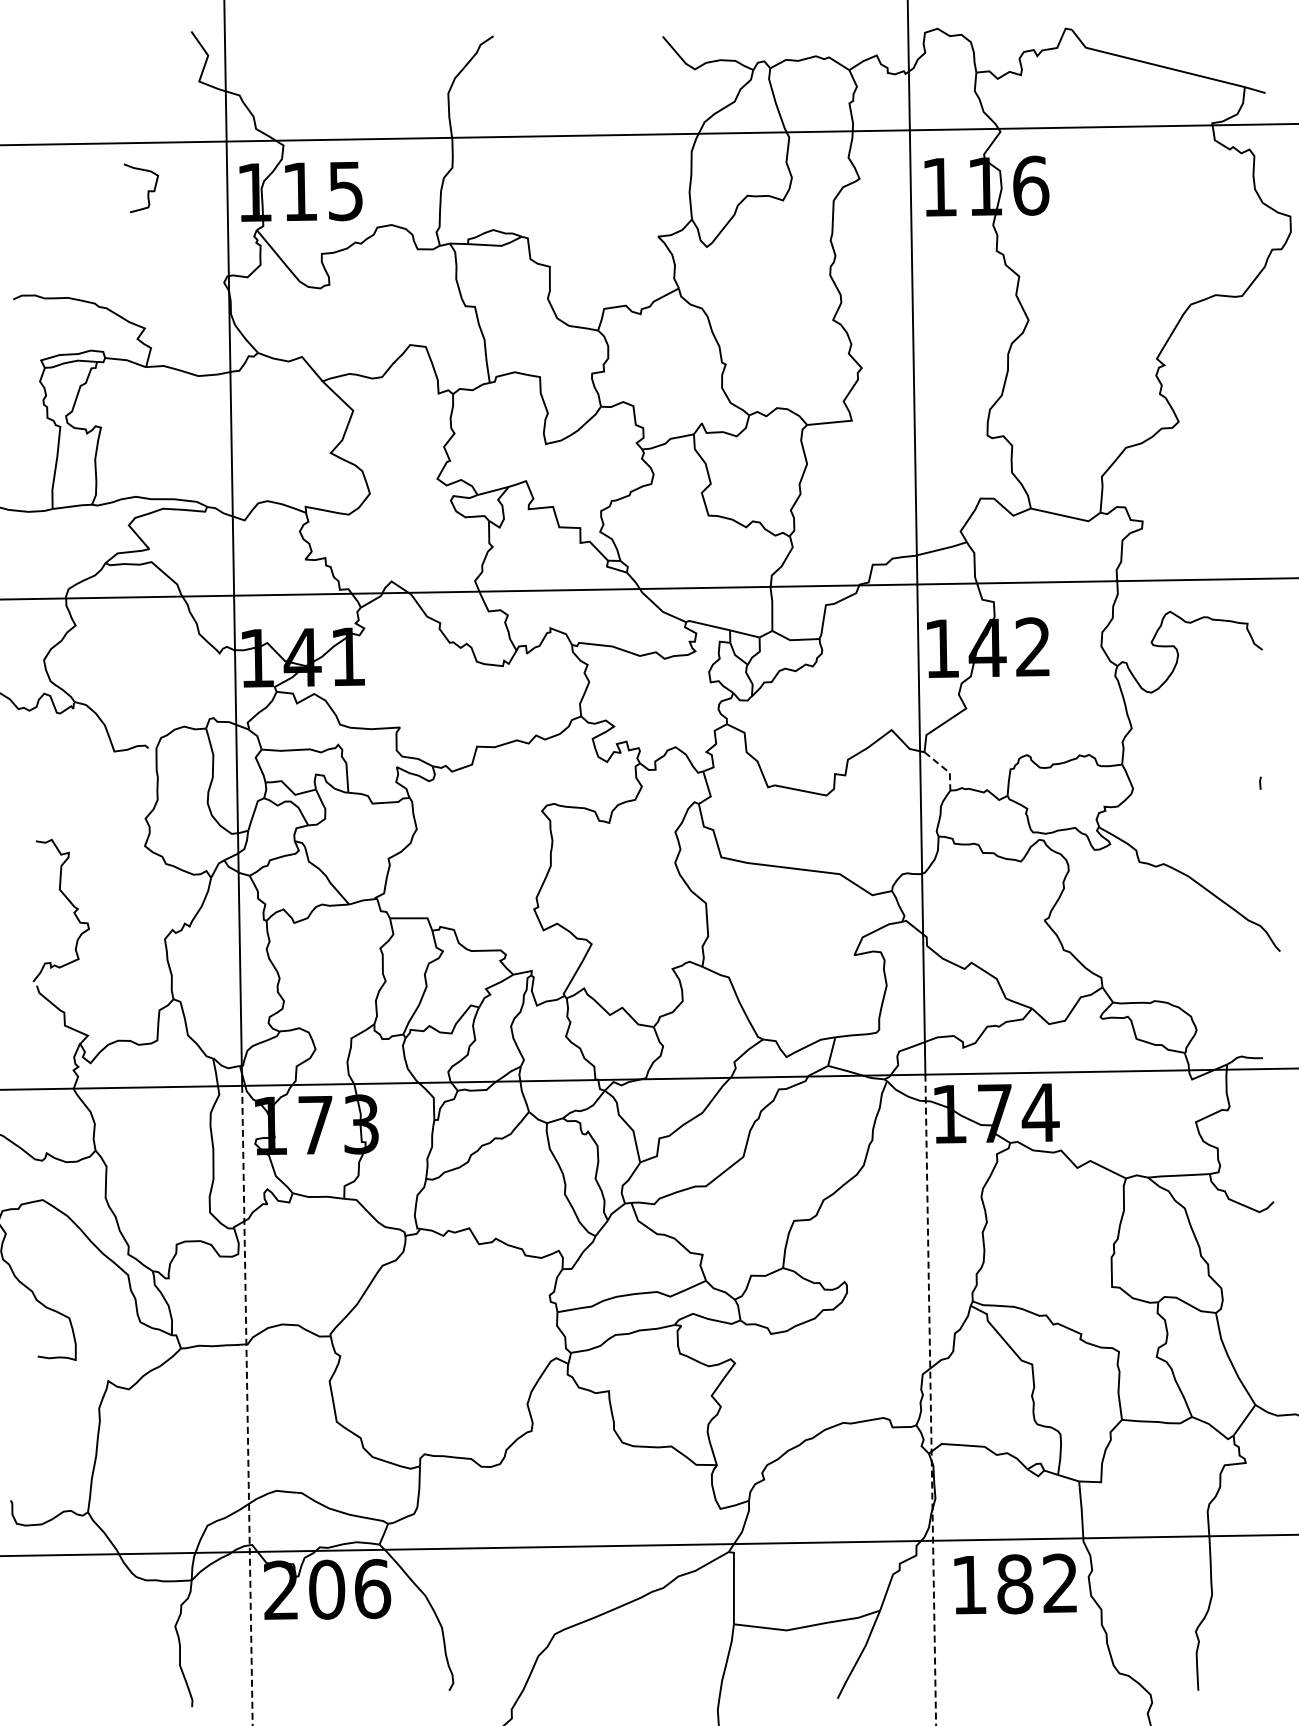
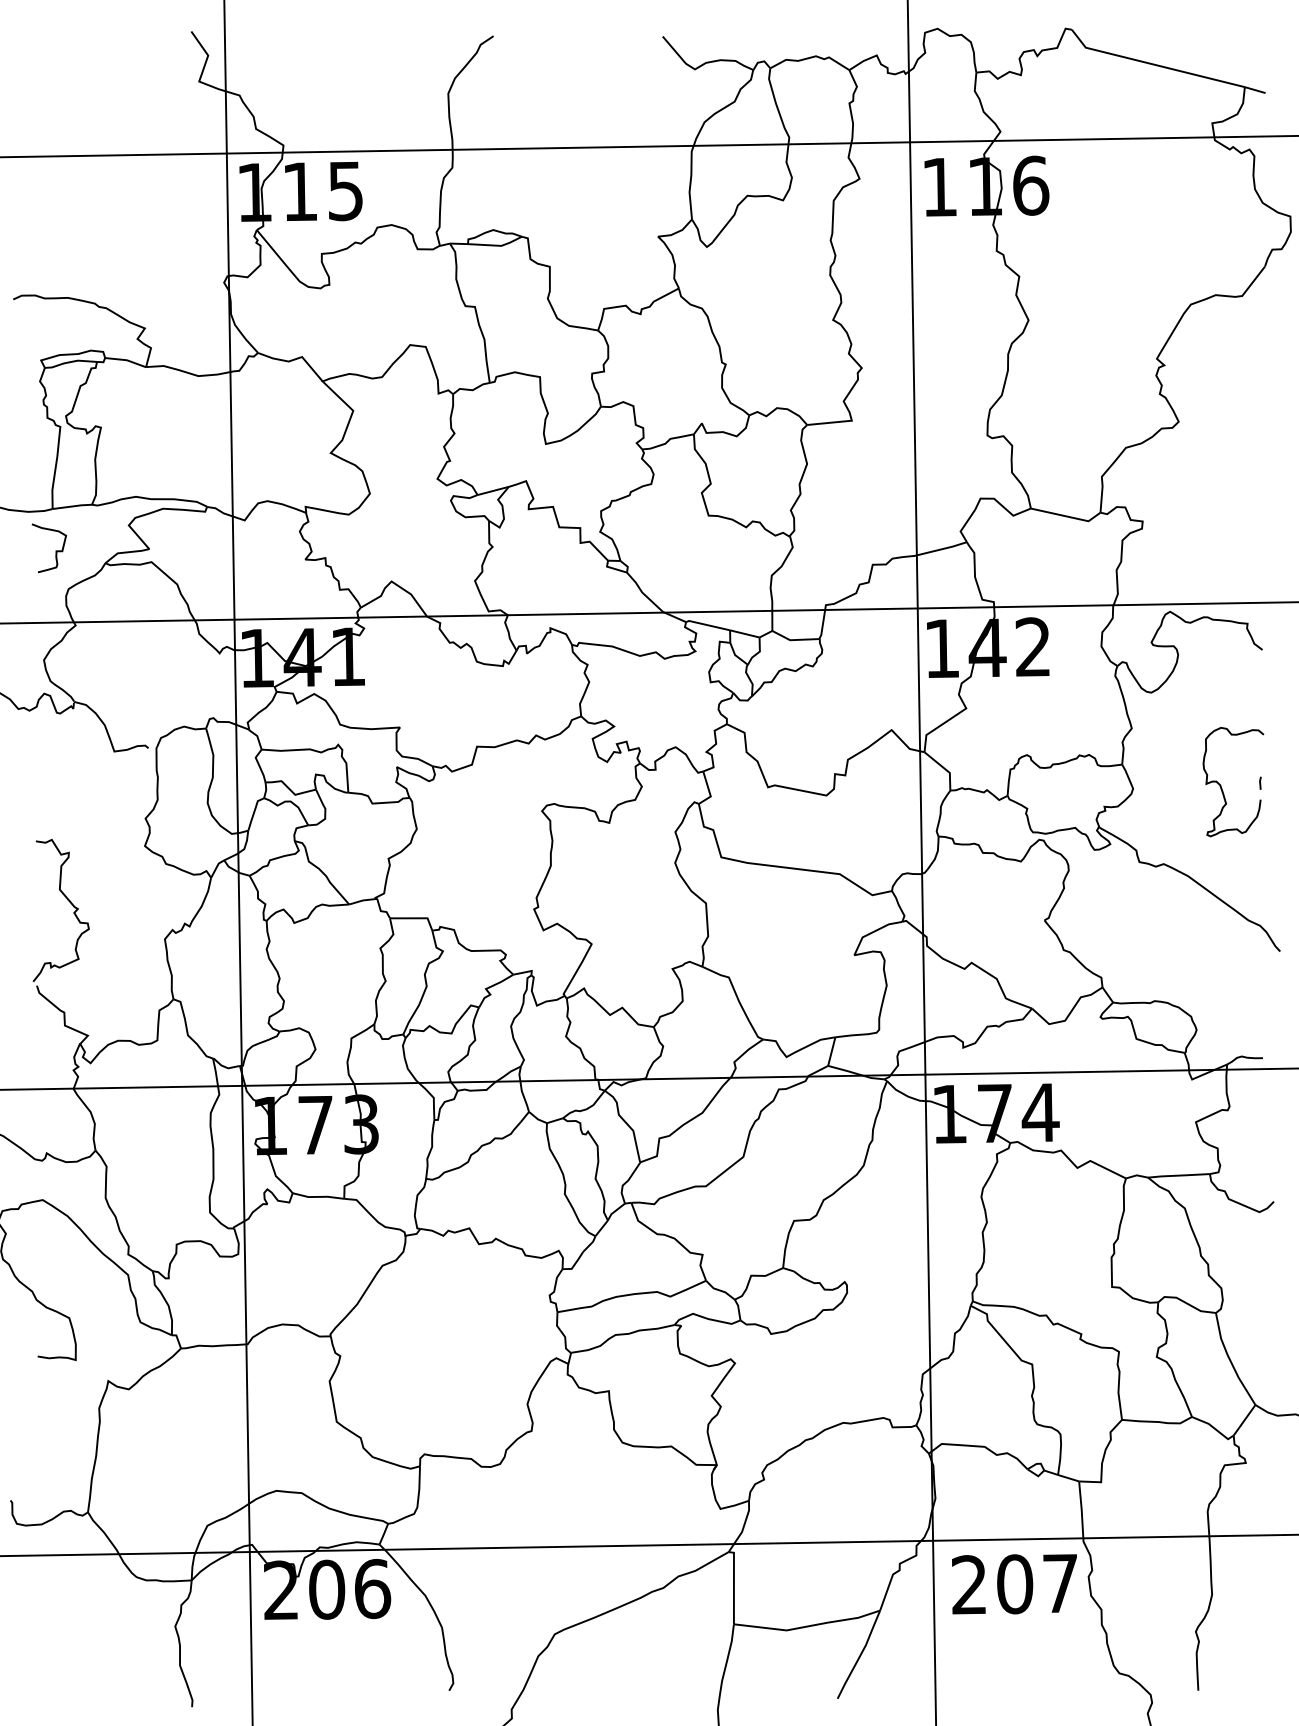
line position: (648, 134) -> (648, 146) (648, 146)
curve position: (147, 190) -> (55, 550) (55, 550)
line position: (648, 588) -> (648, 612) (648, 612)
line: dashed -> solid (944, 768)
curve: none -> present (1221, 785)
line: dashed -> solid (930, 1400)
line: dashed -> solid (247, 1405)
text: 182 -> 207 (1014, 1583)
